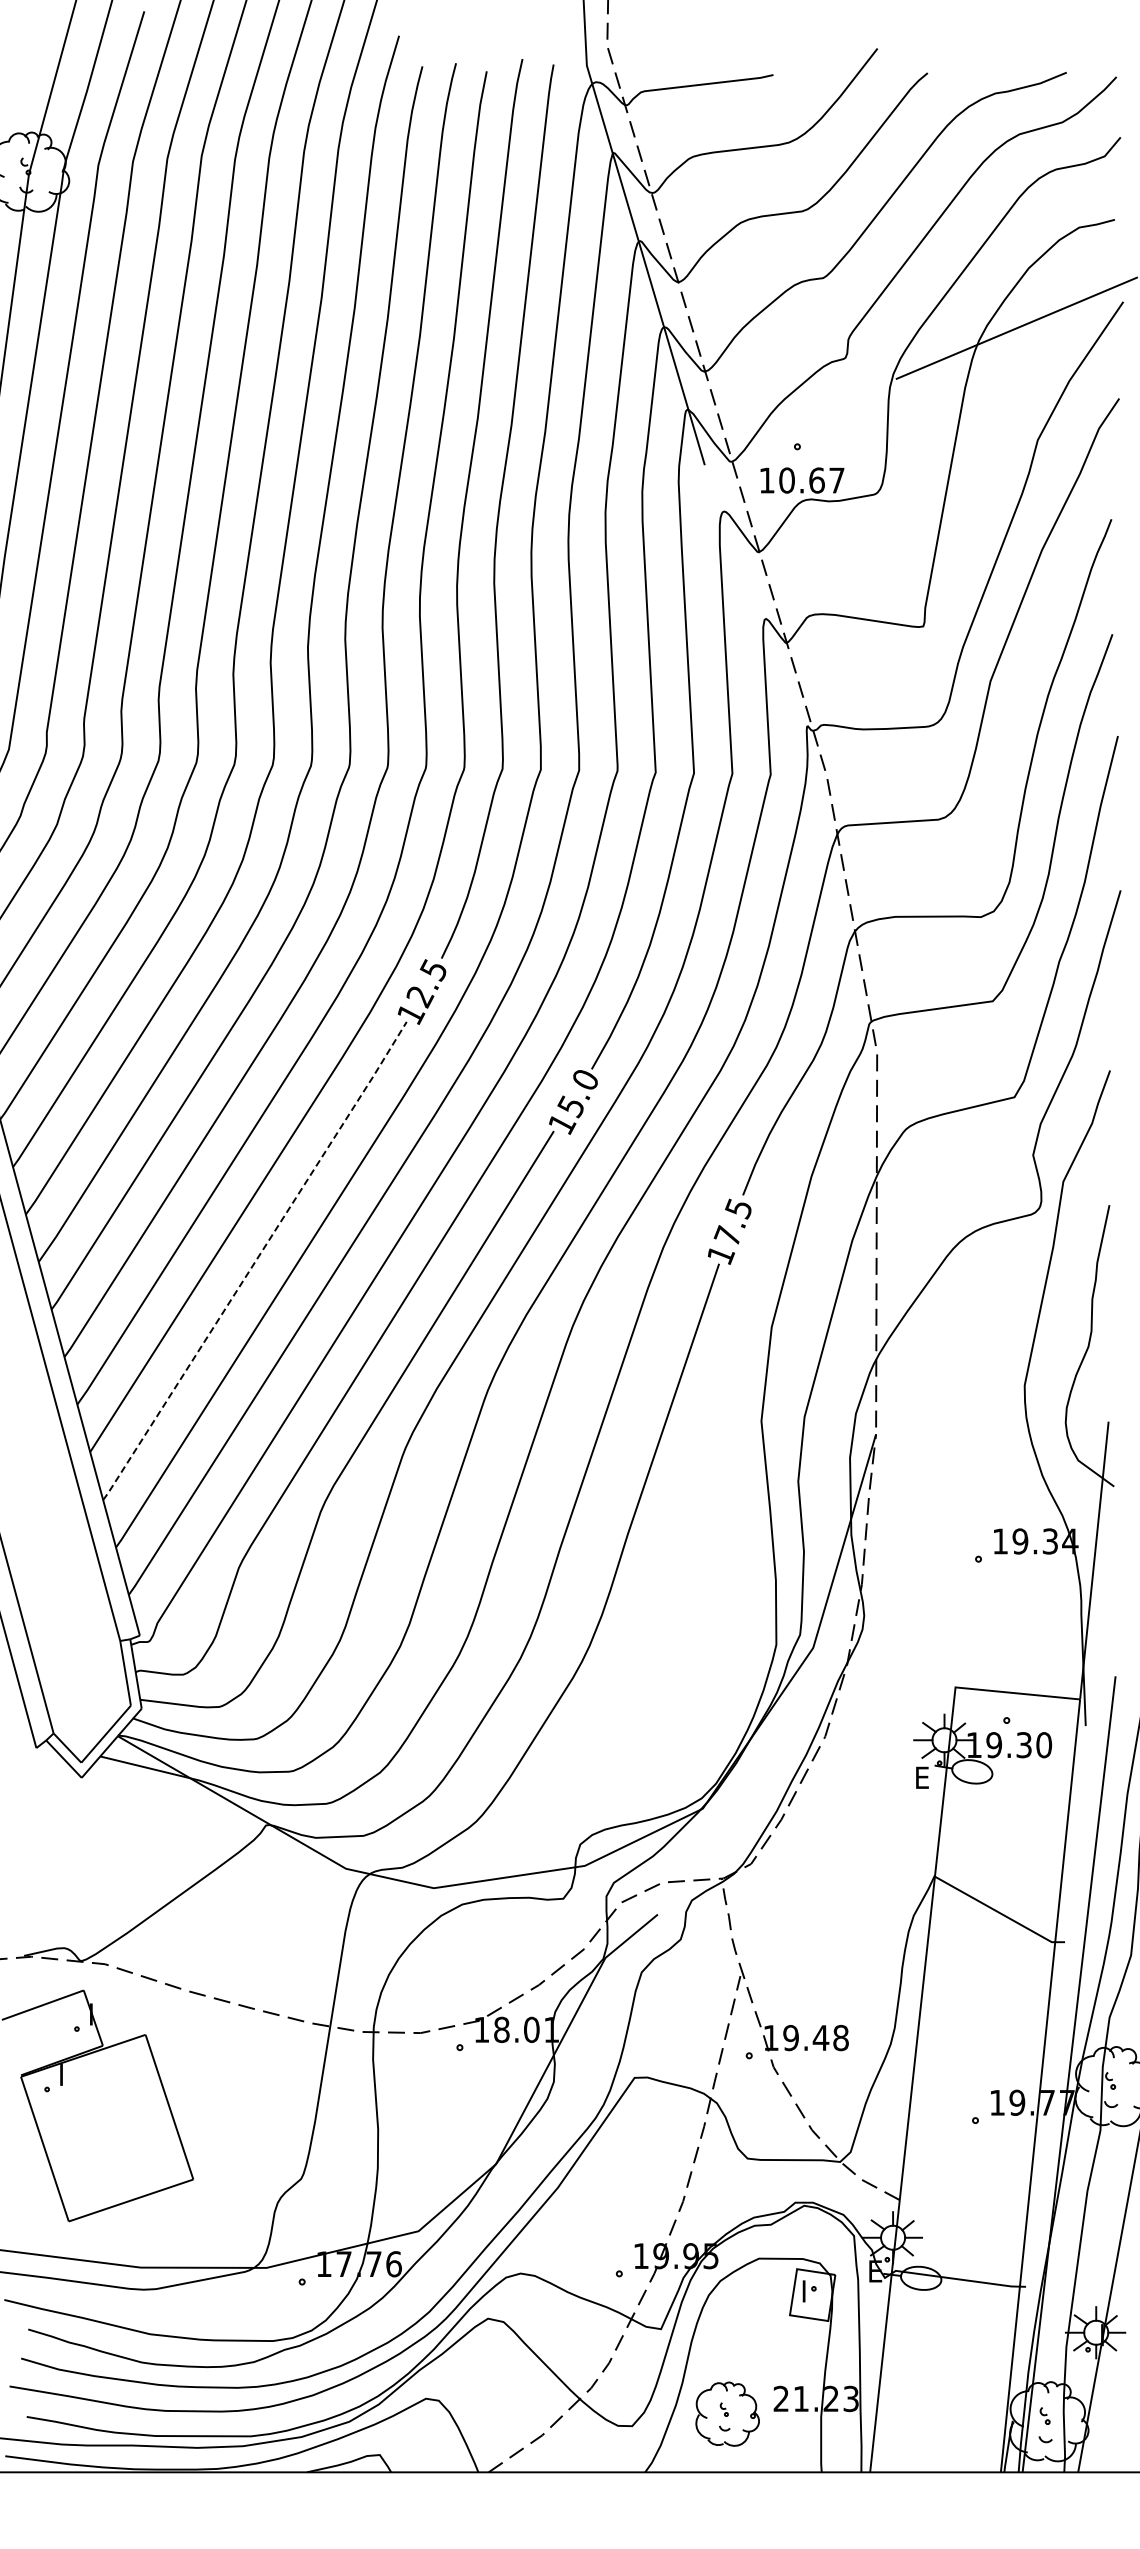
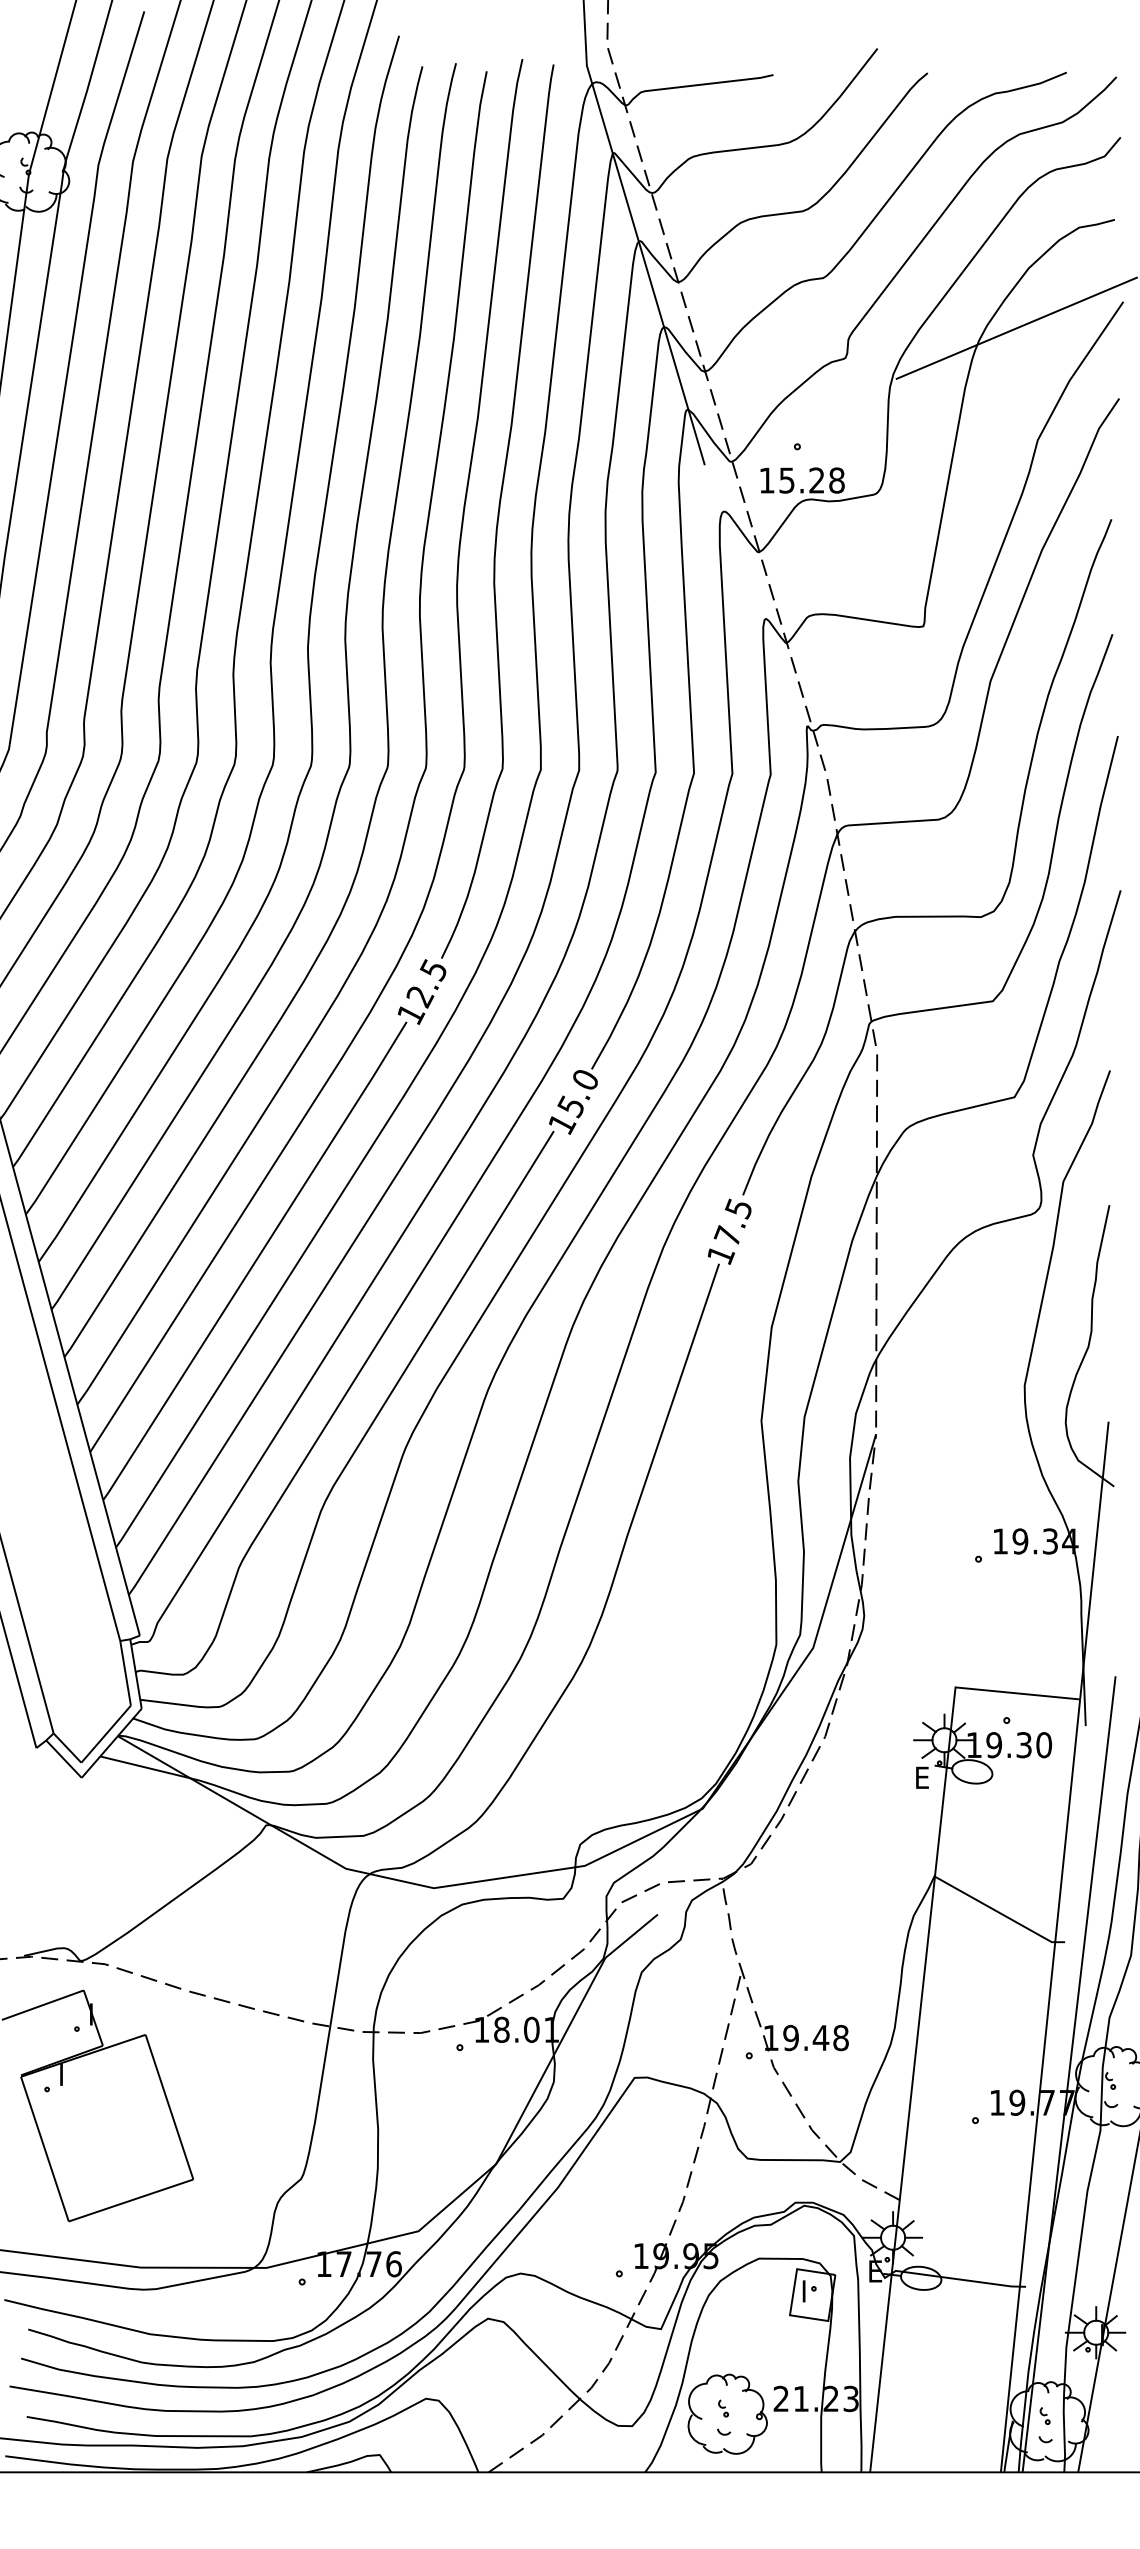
text: 10.67 -> 15.28 (811, 480)
line: dashed -> solid (255, 1261)
part size: 65x66 px -> 81x82 px (727, 2413)
